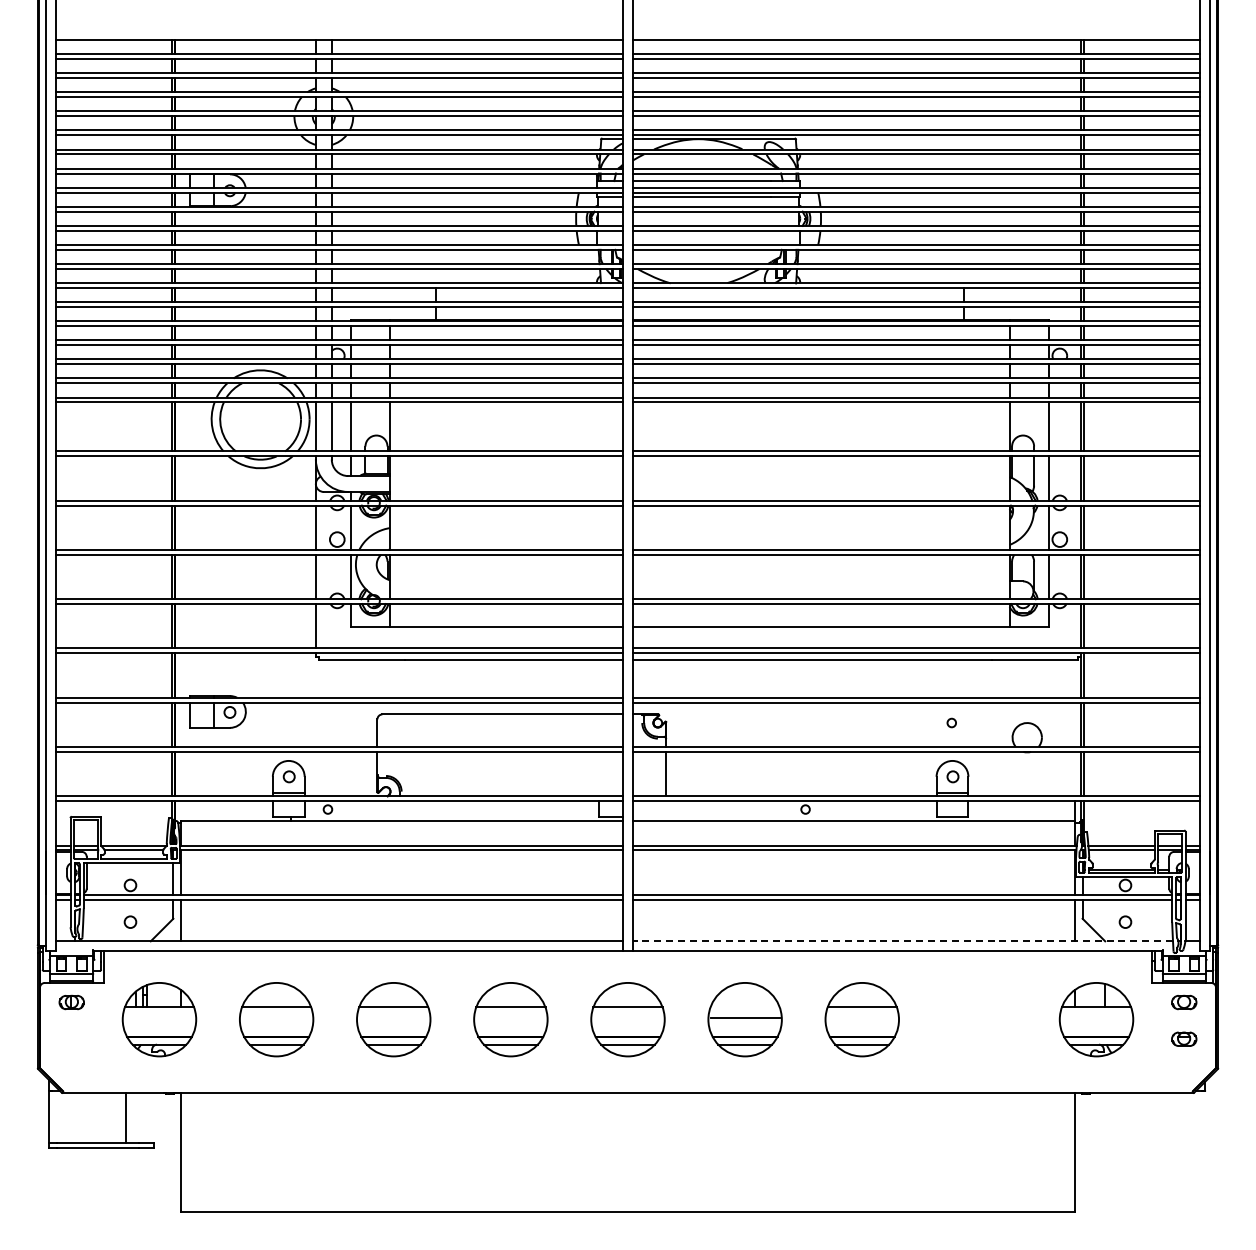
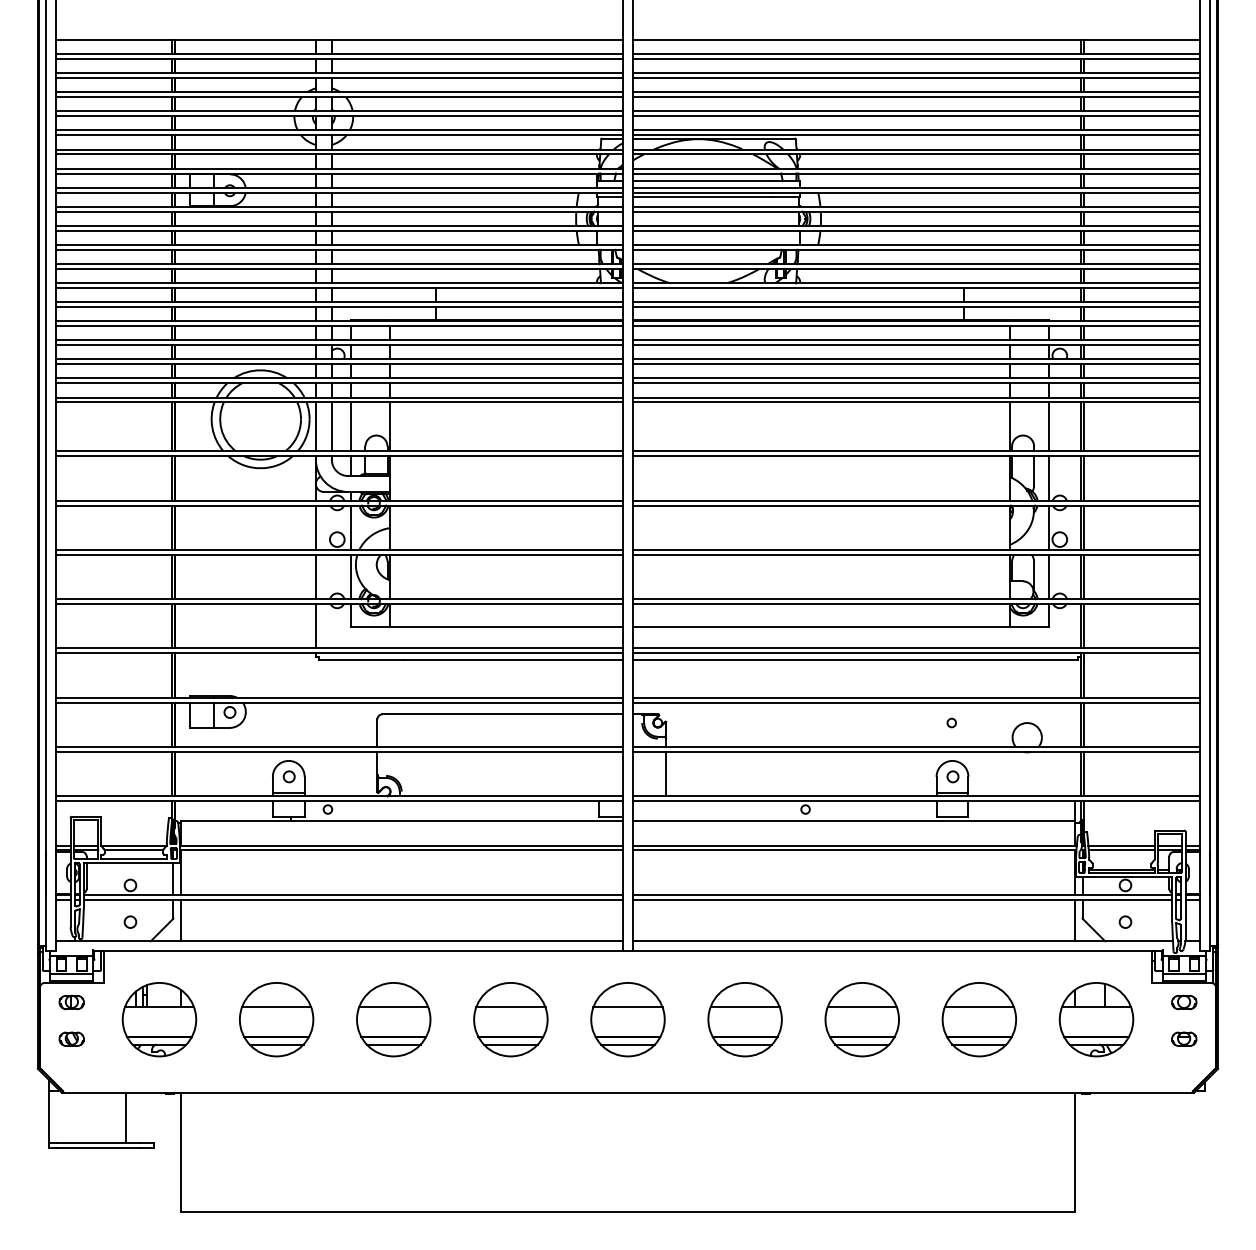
line: dashed -> solid (902, 941)
line position: (744, 1018) -> (744, 1007) (744, 1007)
part: none -> present (978, 1019)
part: none -> present (71, 1038)
